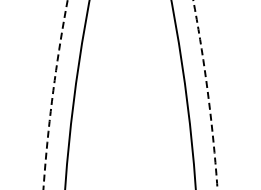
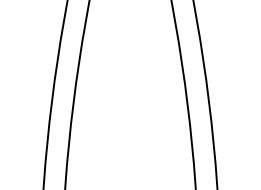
arc: dashed -> solid (52, 95)
arc: dashed -> solid (208, 95)
